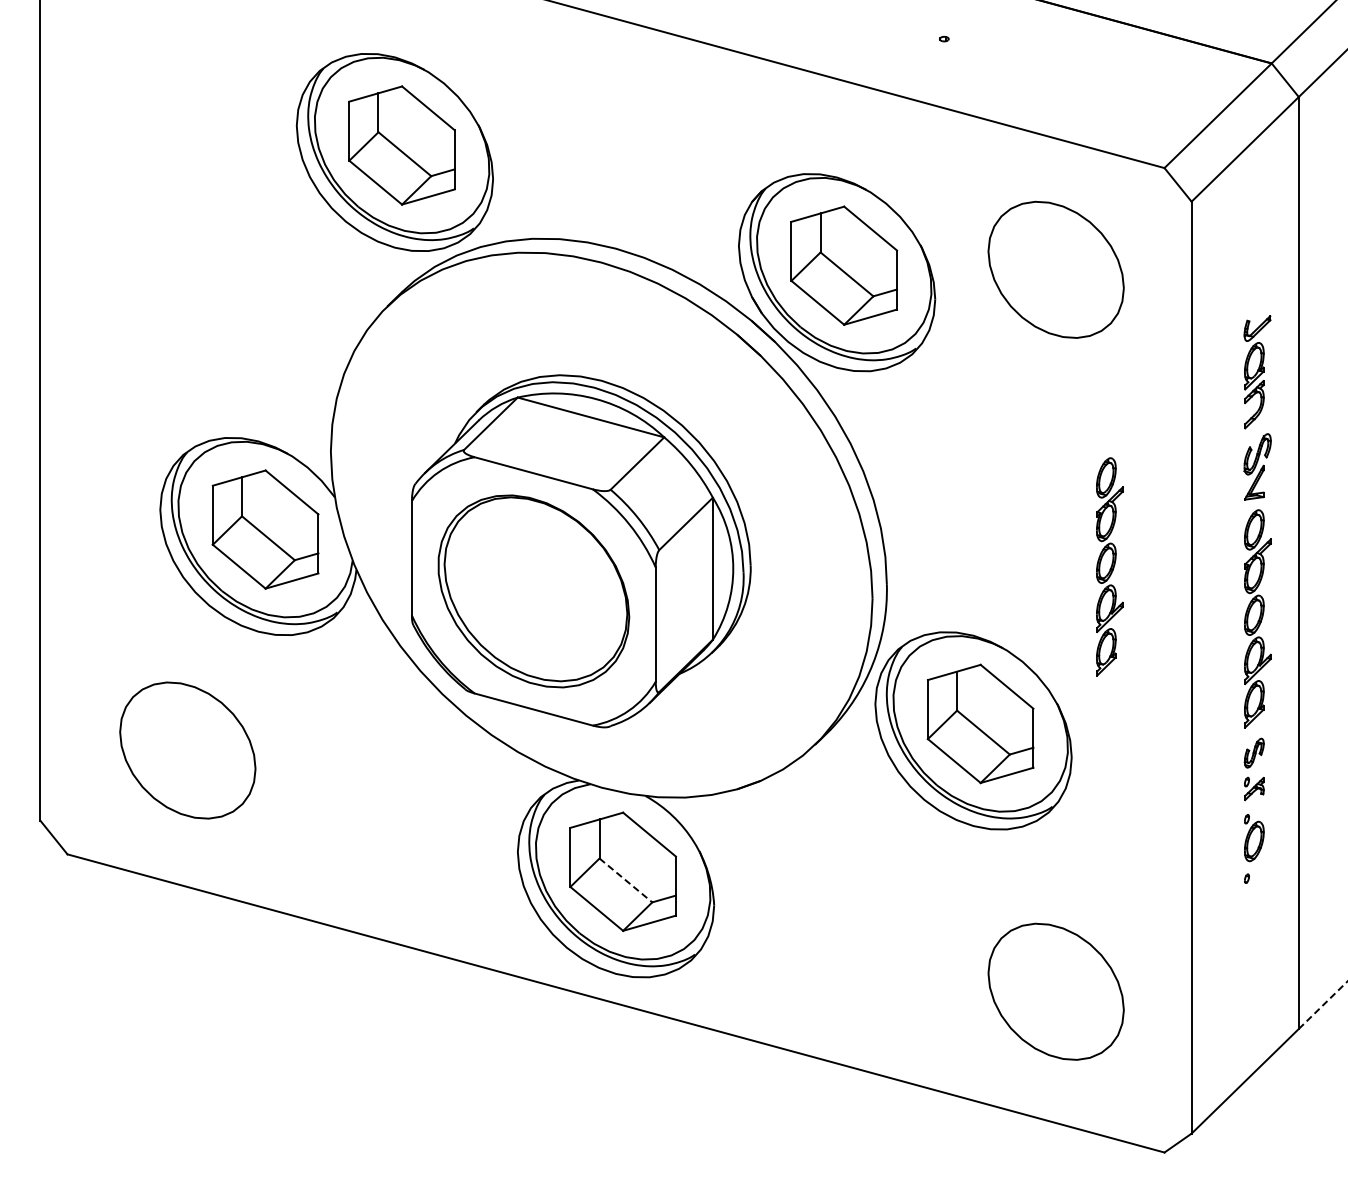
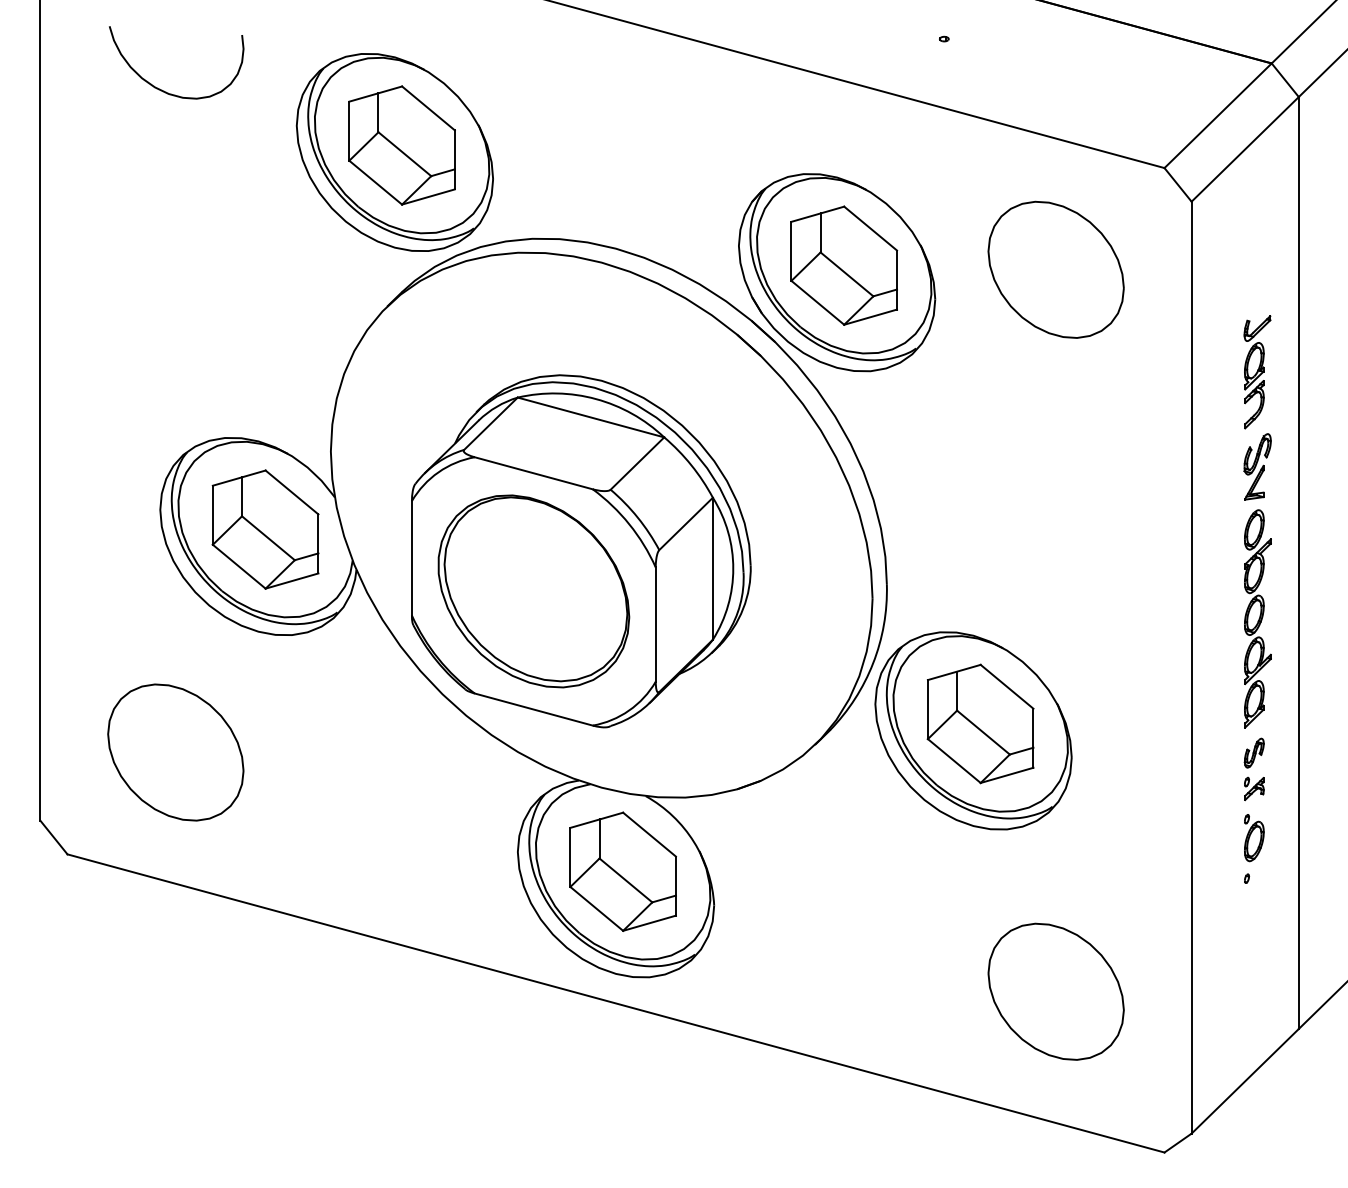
curve: none -> present (164, 90)
part: present -> none (1109, 566)
part position: (187, 750) -> (175, 752) (175, 752)
line: dashed -> solid (626, 880)
line: dashed -> solid (1323, 1005)
